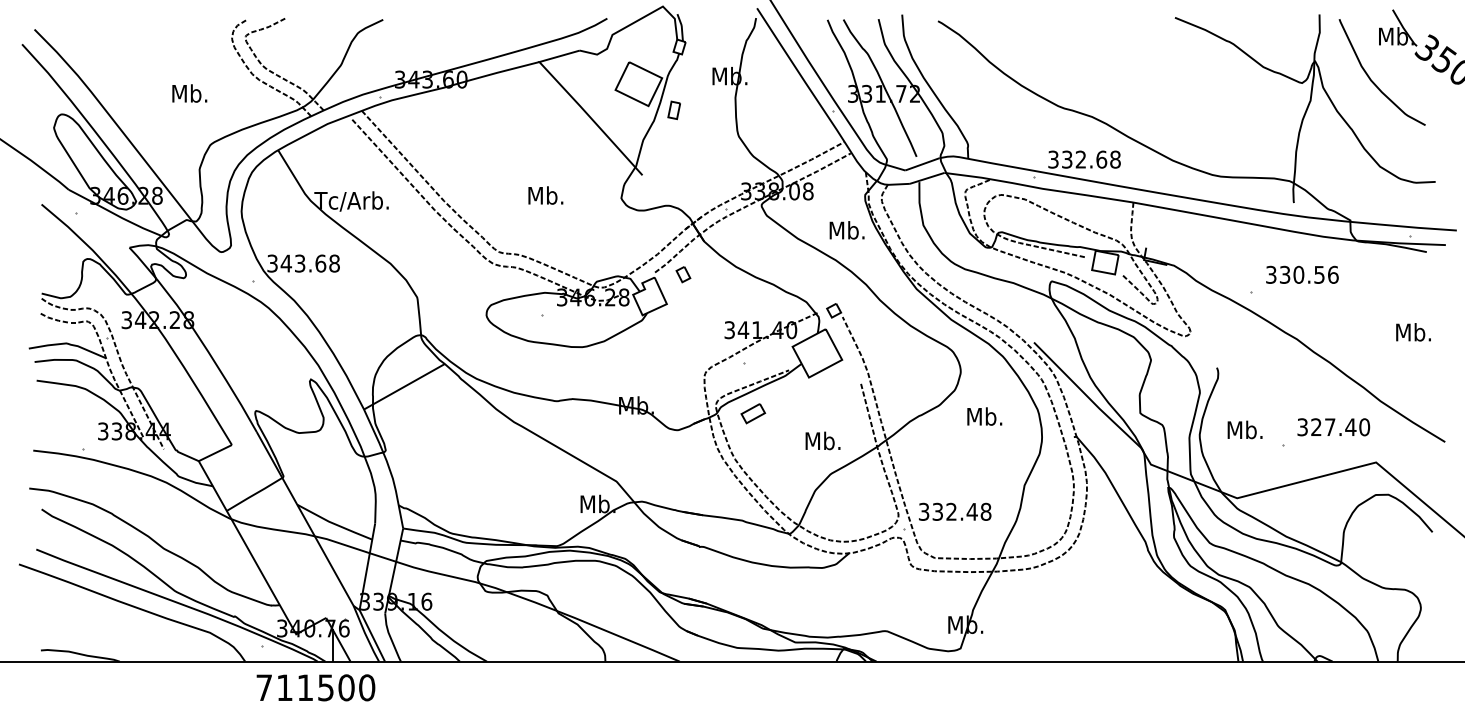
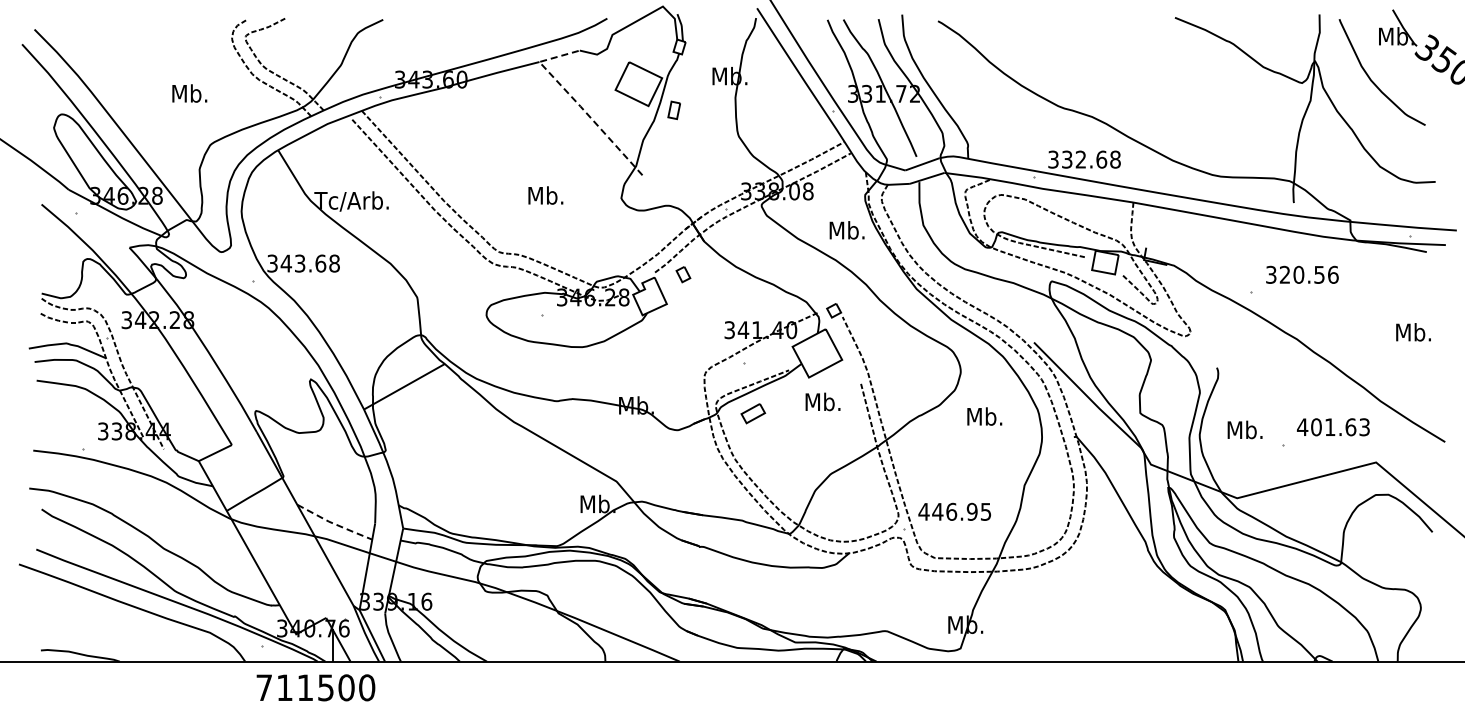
line: solid -> dashed (577, 102)
text: 330.56 -> 320.56 (1285, 274)
text: 327.40 -> 401.63 (1333, 427)
text position: (822, 440) -> (822, 401) (822, 401)
text: 332.48 -> 446.95 (954, 511)
line: solid -> dashed (334, 523)
